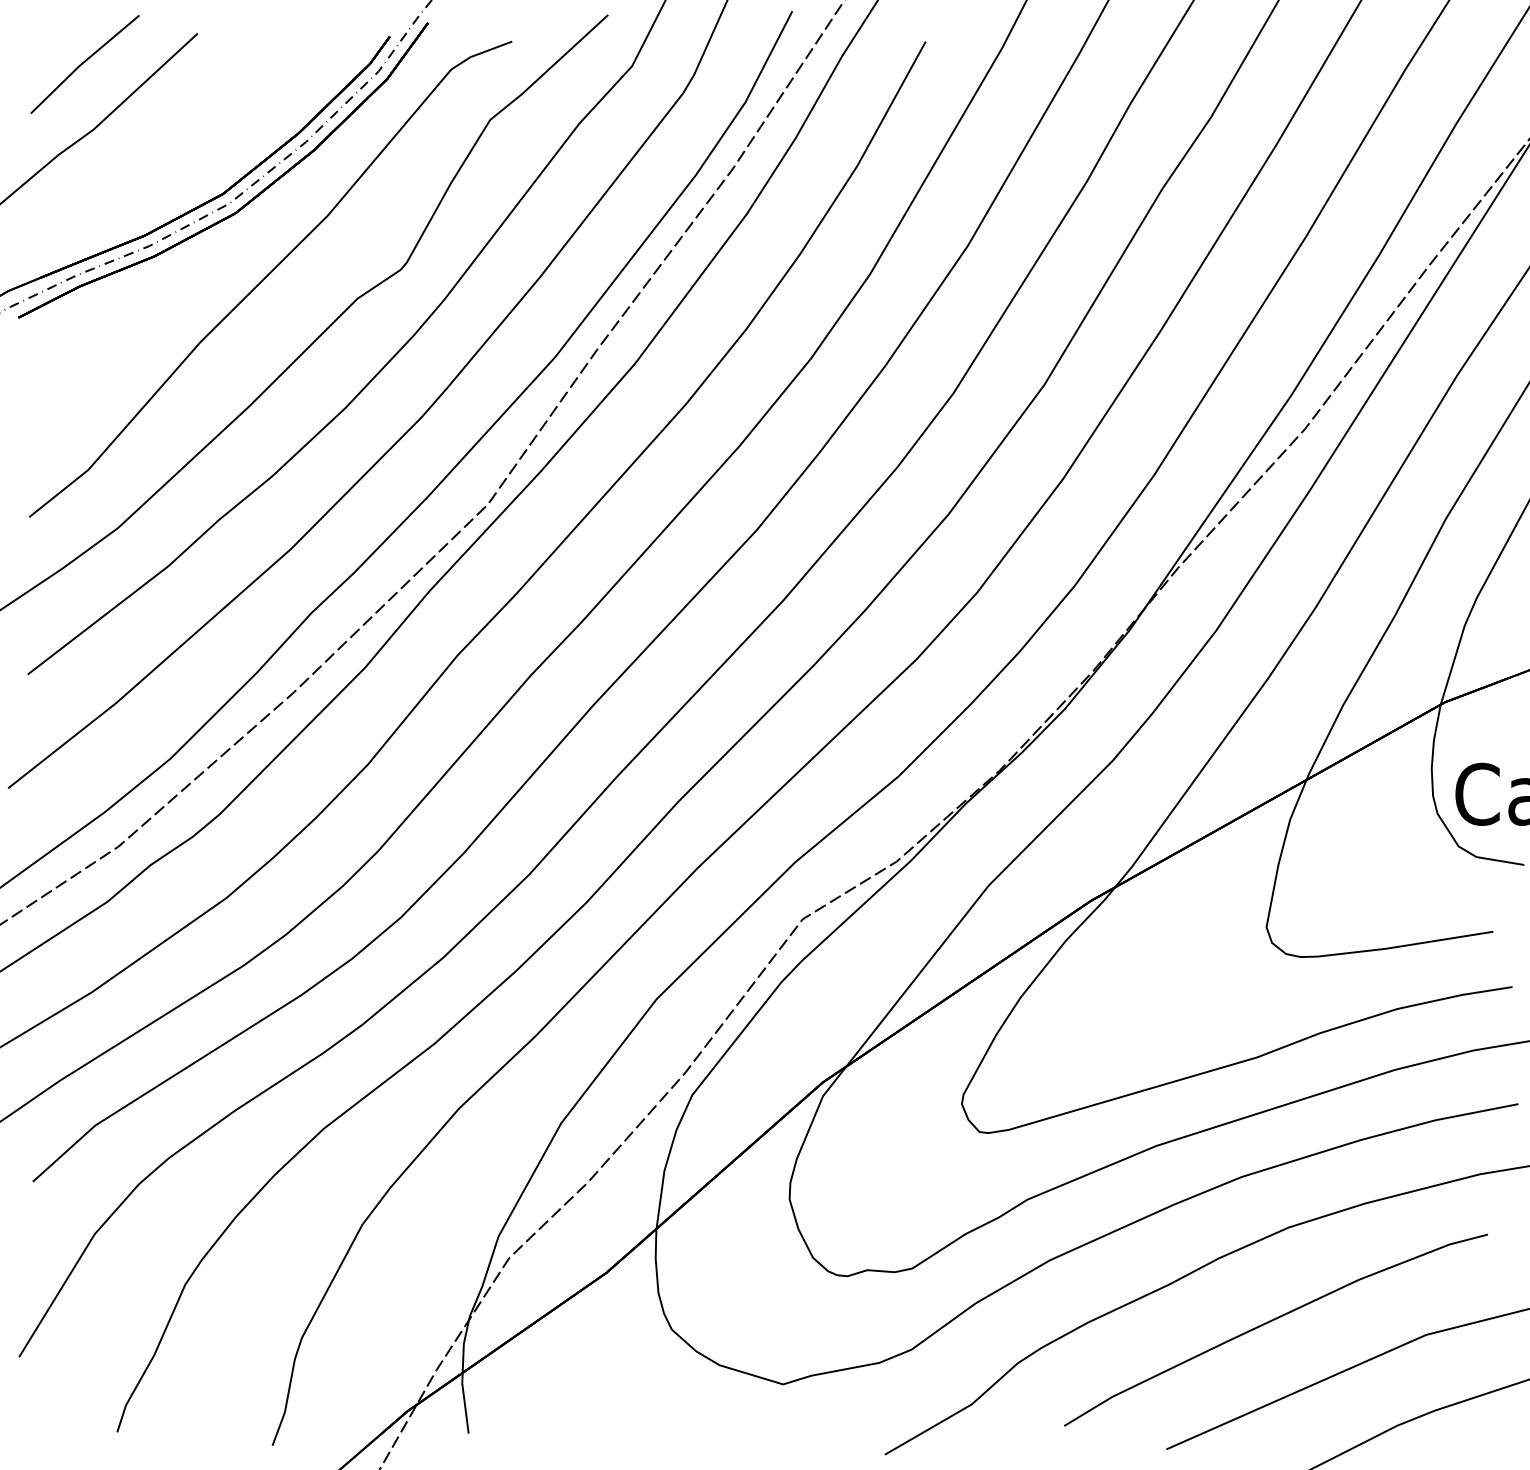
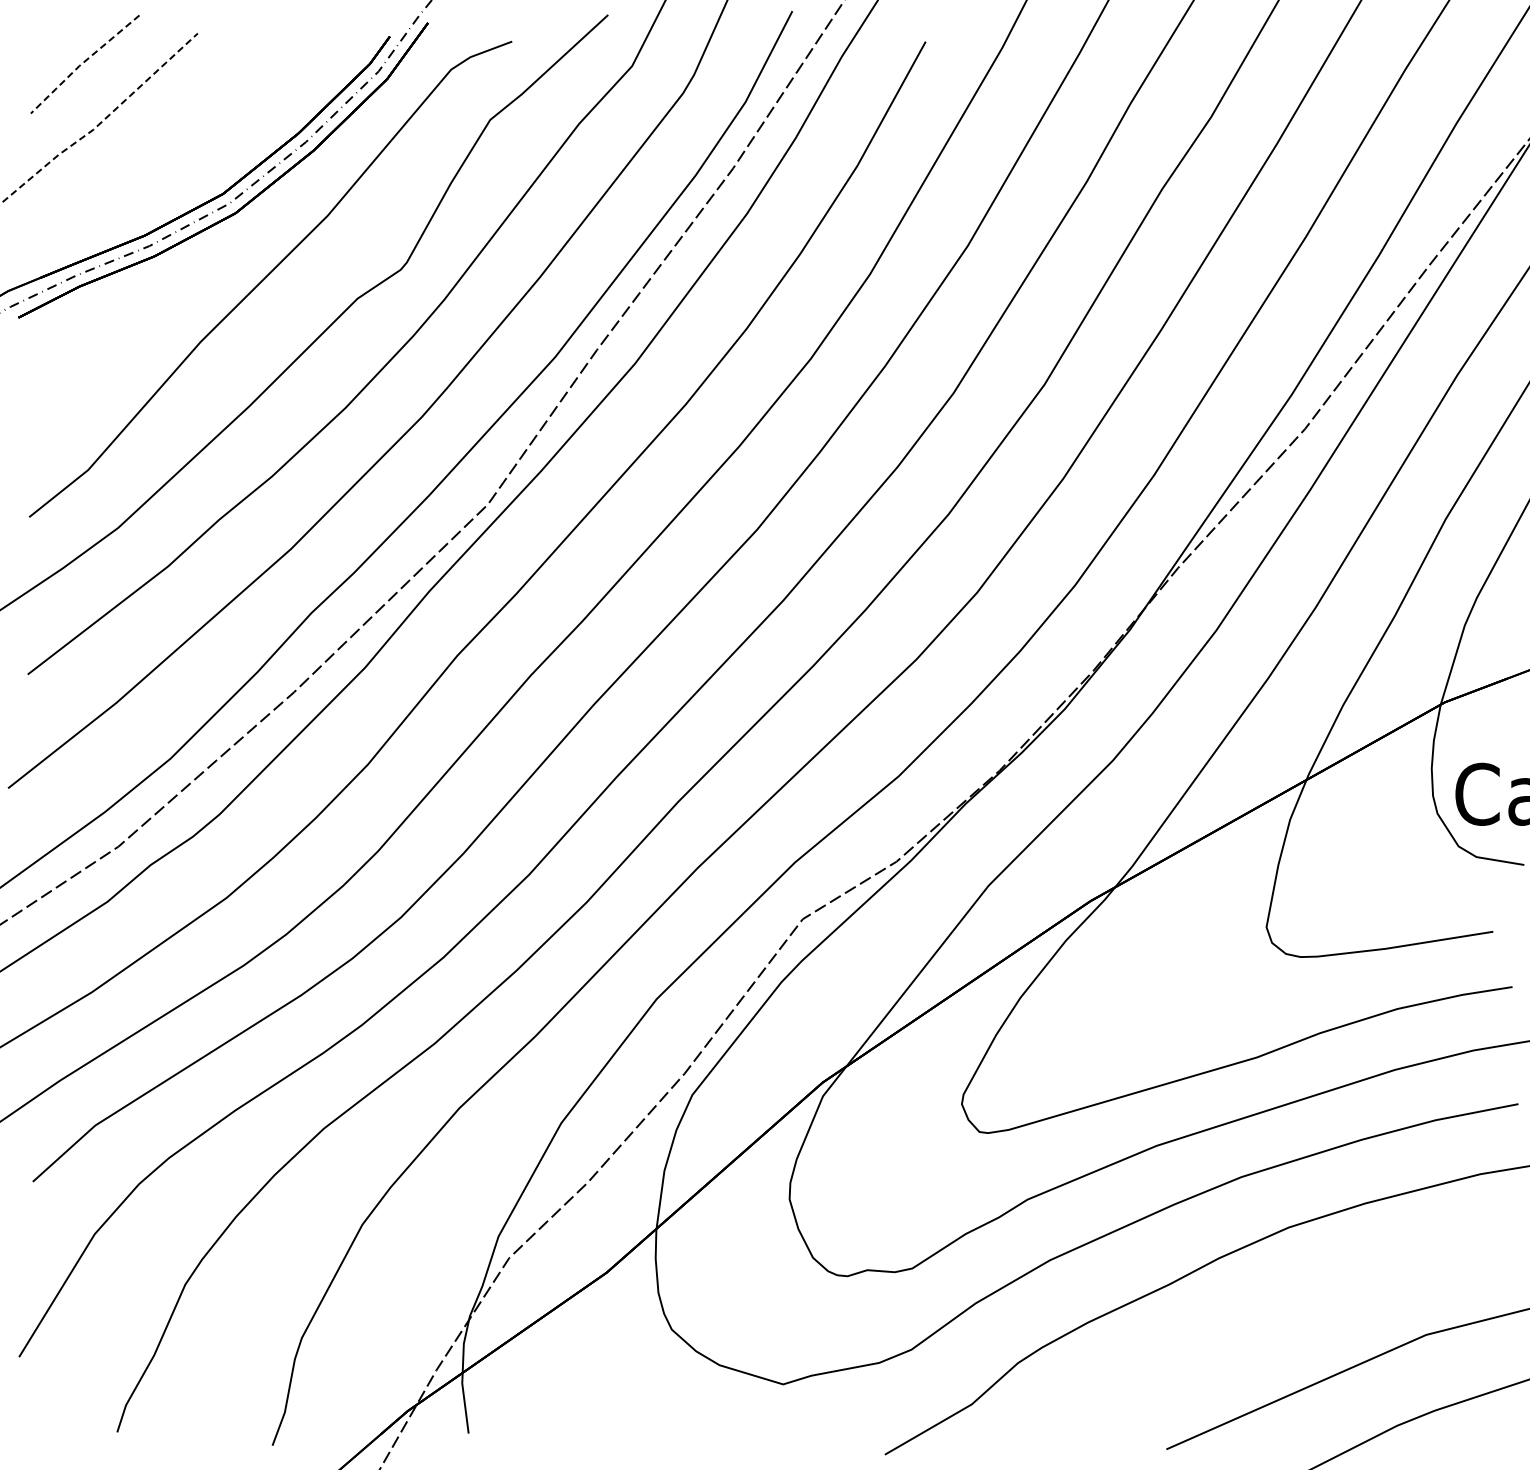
line: solid -> dashed (83, 62)
line: solid -> dashed (100, 122)
curve: present -> none (1272, 1321)
